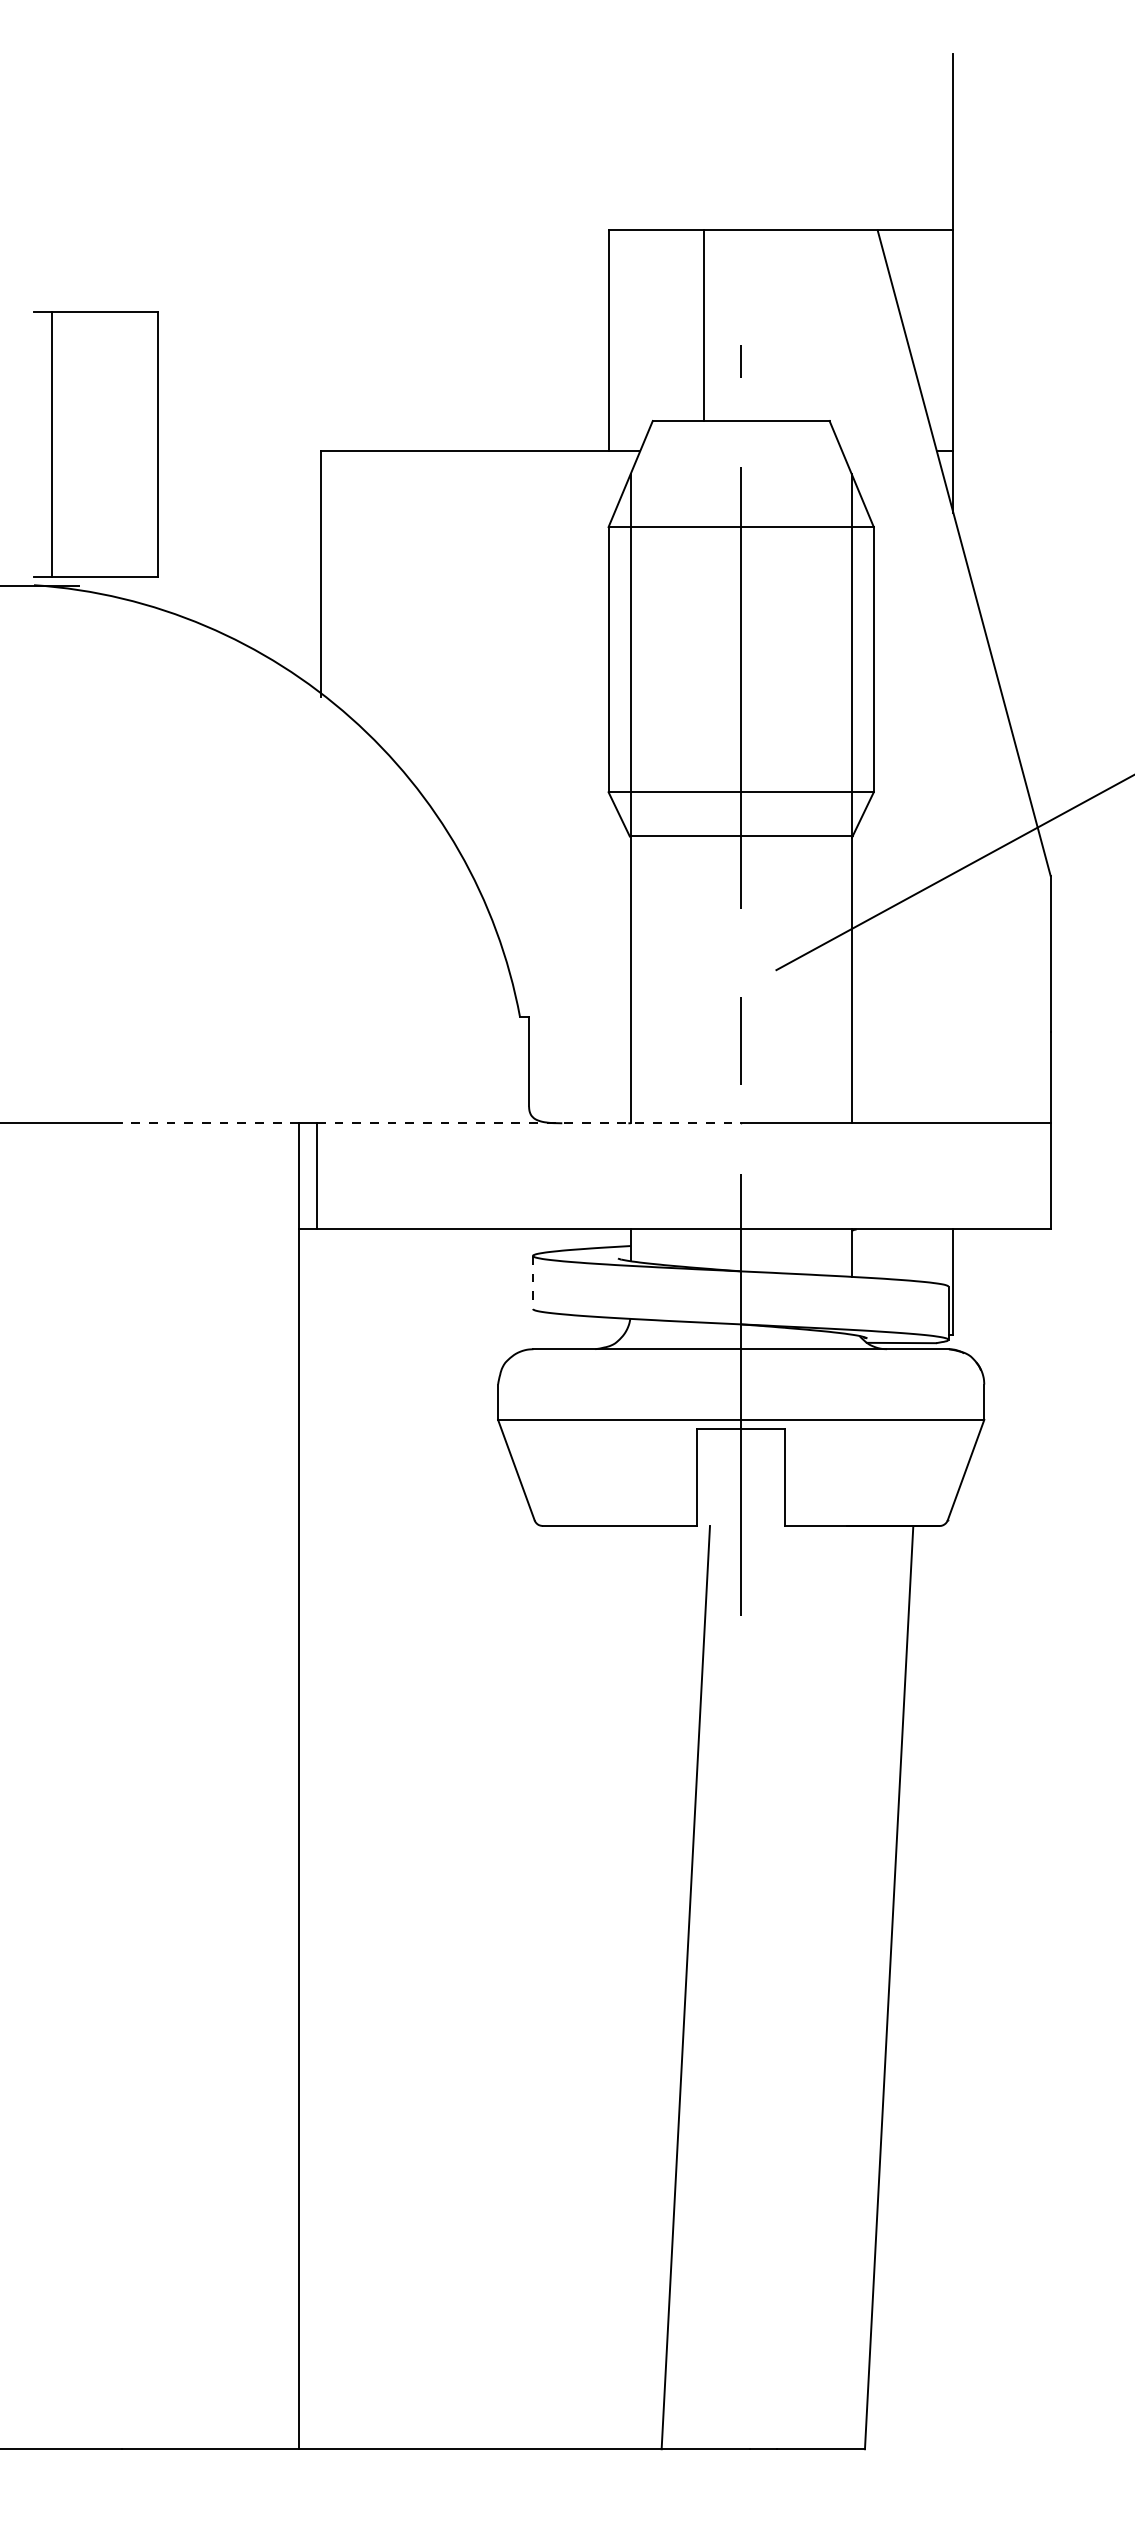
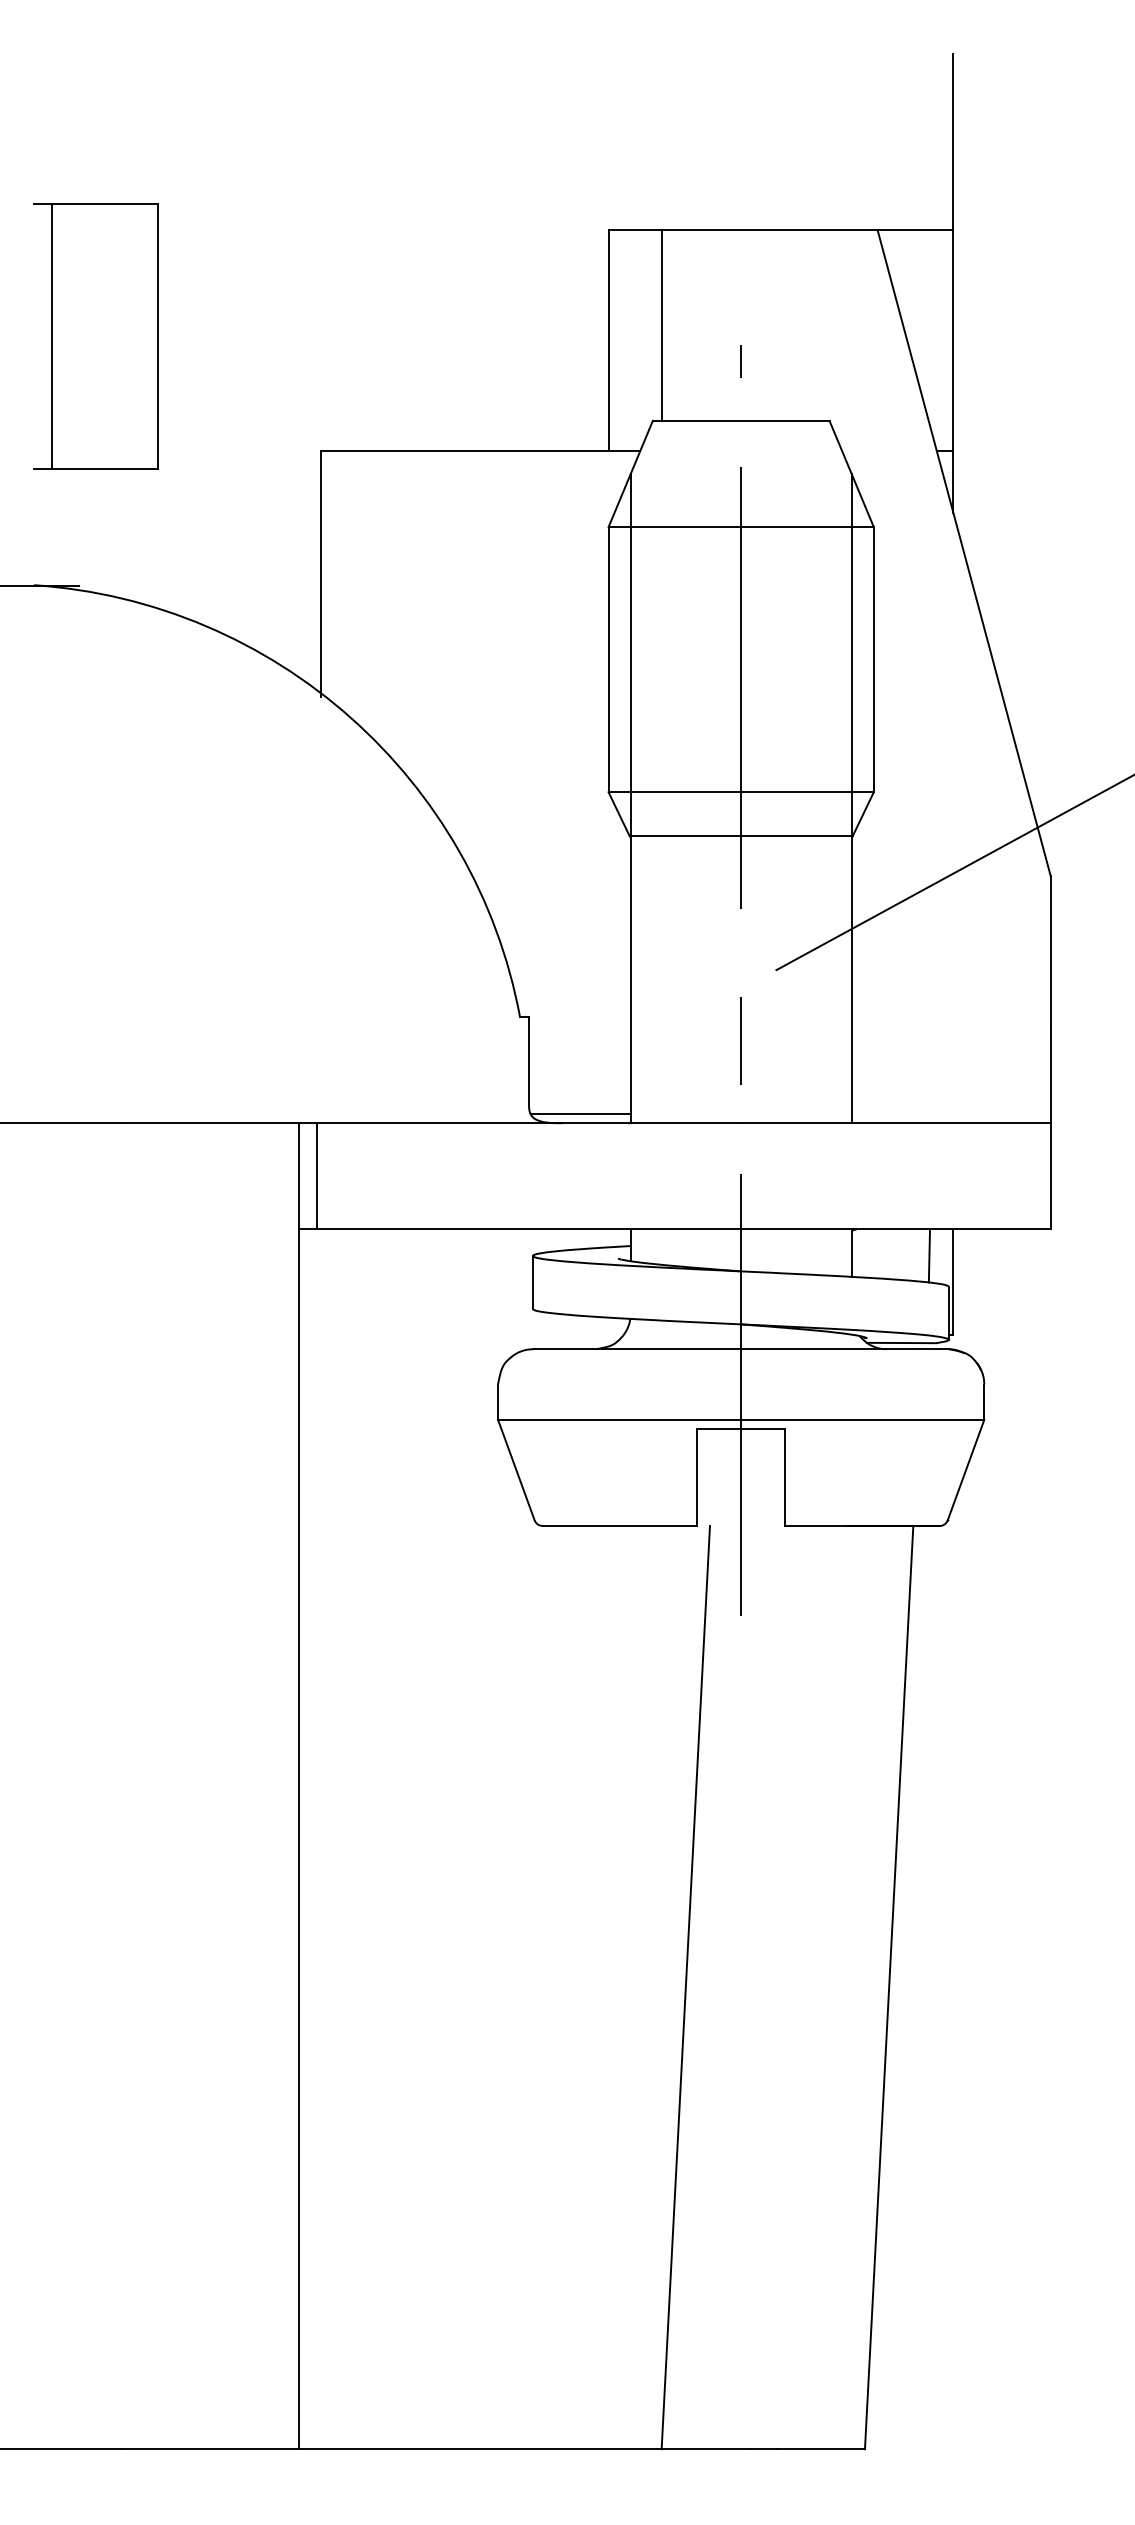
line position: (703, 325) -> (661, 325) (661, 325)
part position: (95, 444) -> (95, 336) (95, 336)
line: none -> present (580, 1114)
line: dashed -> solid (210, 1123)
line: dashed -> solid (529, 1123)
line: none -> present (929, 1255)
line: dashed -> solid (533, 1282)
